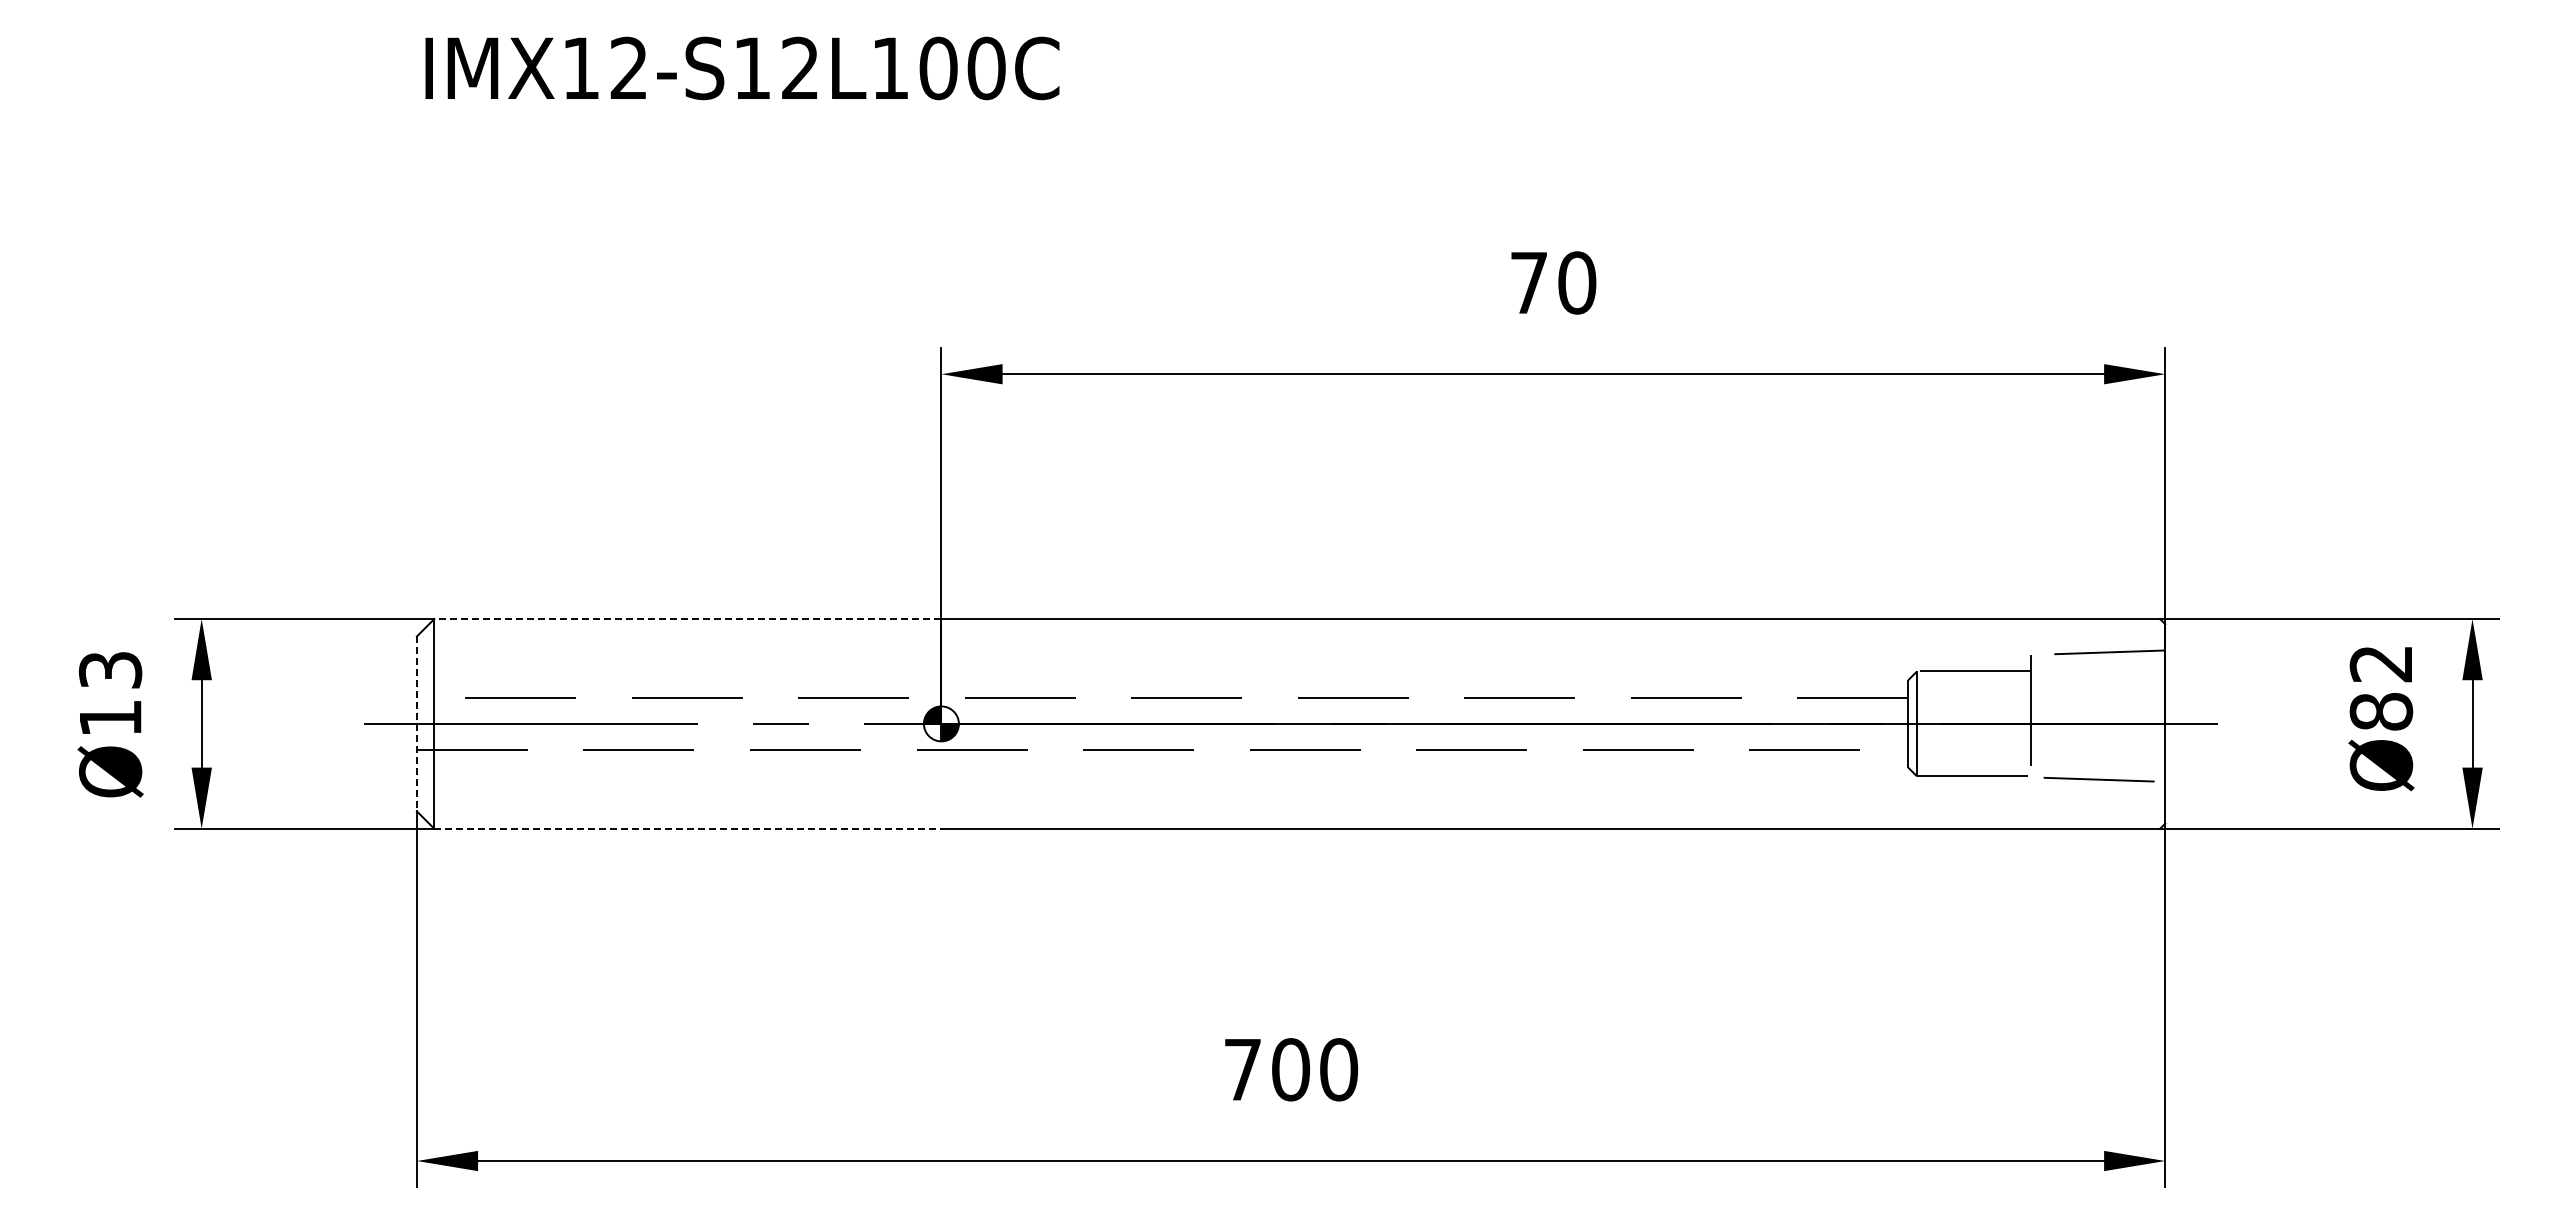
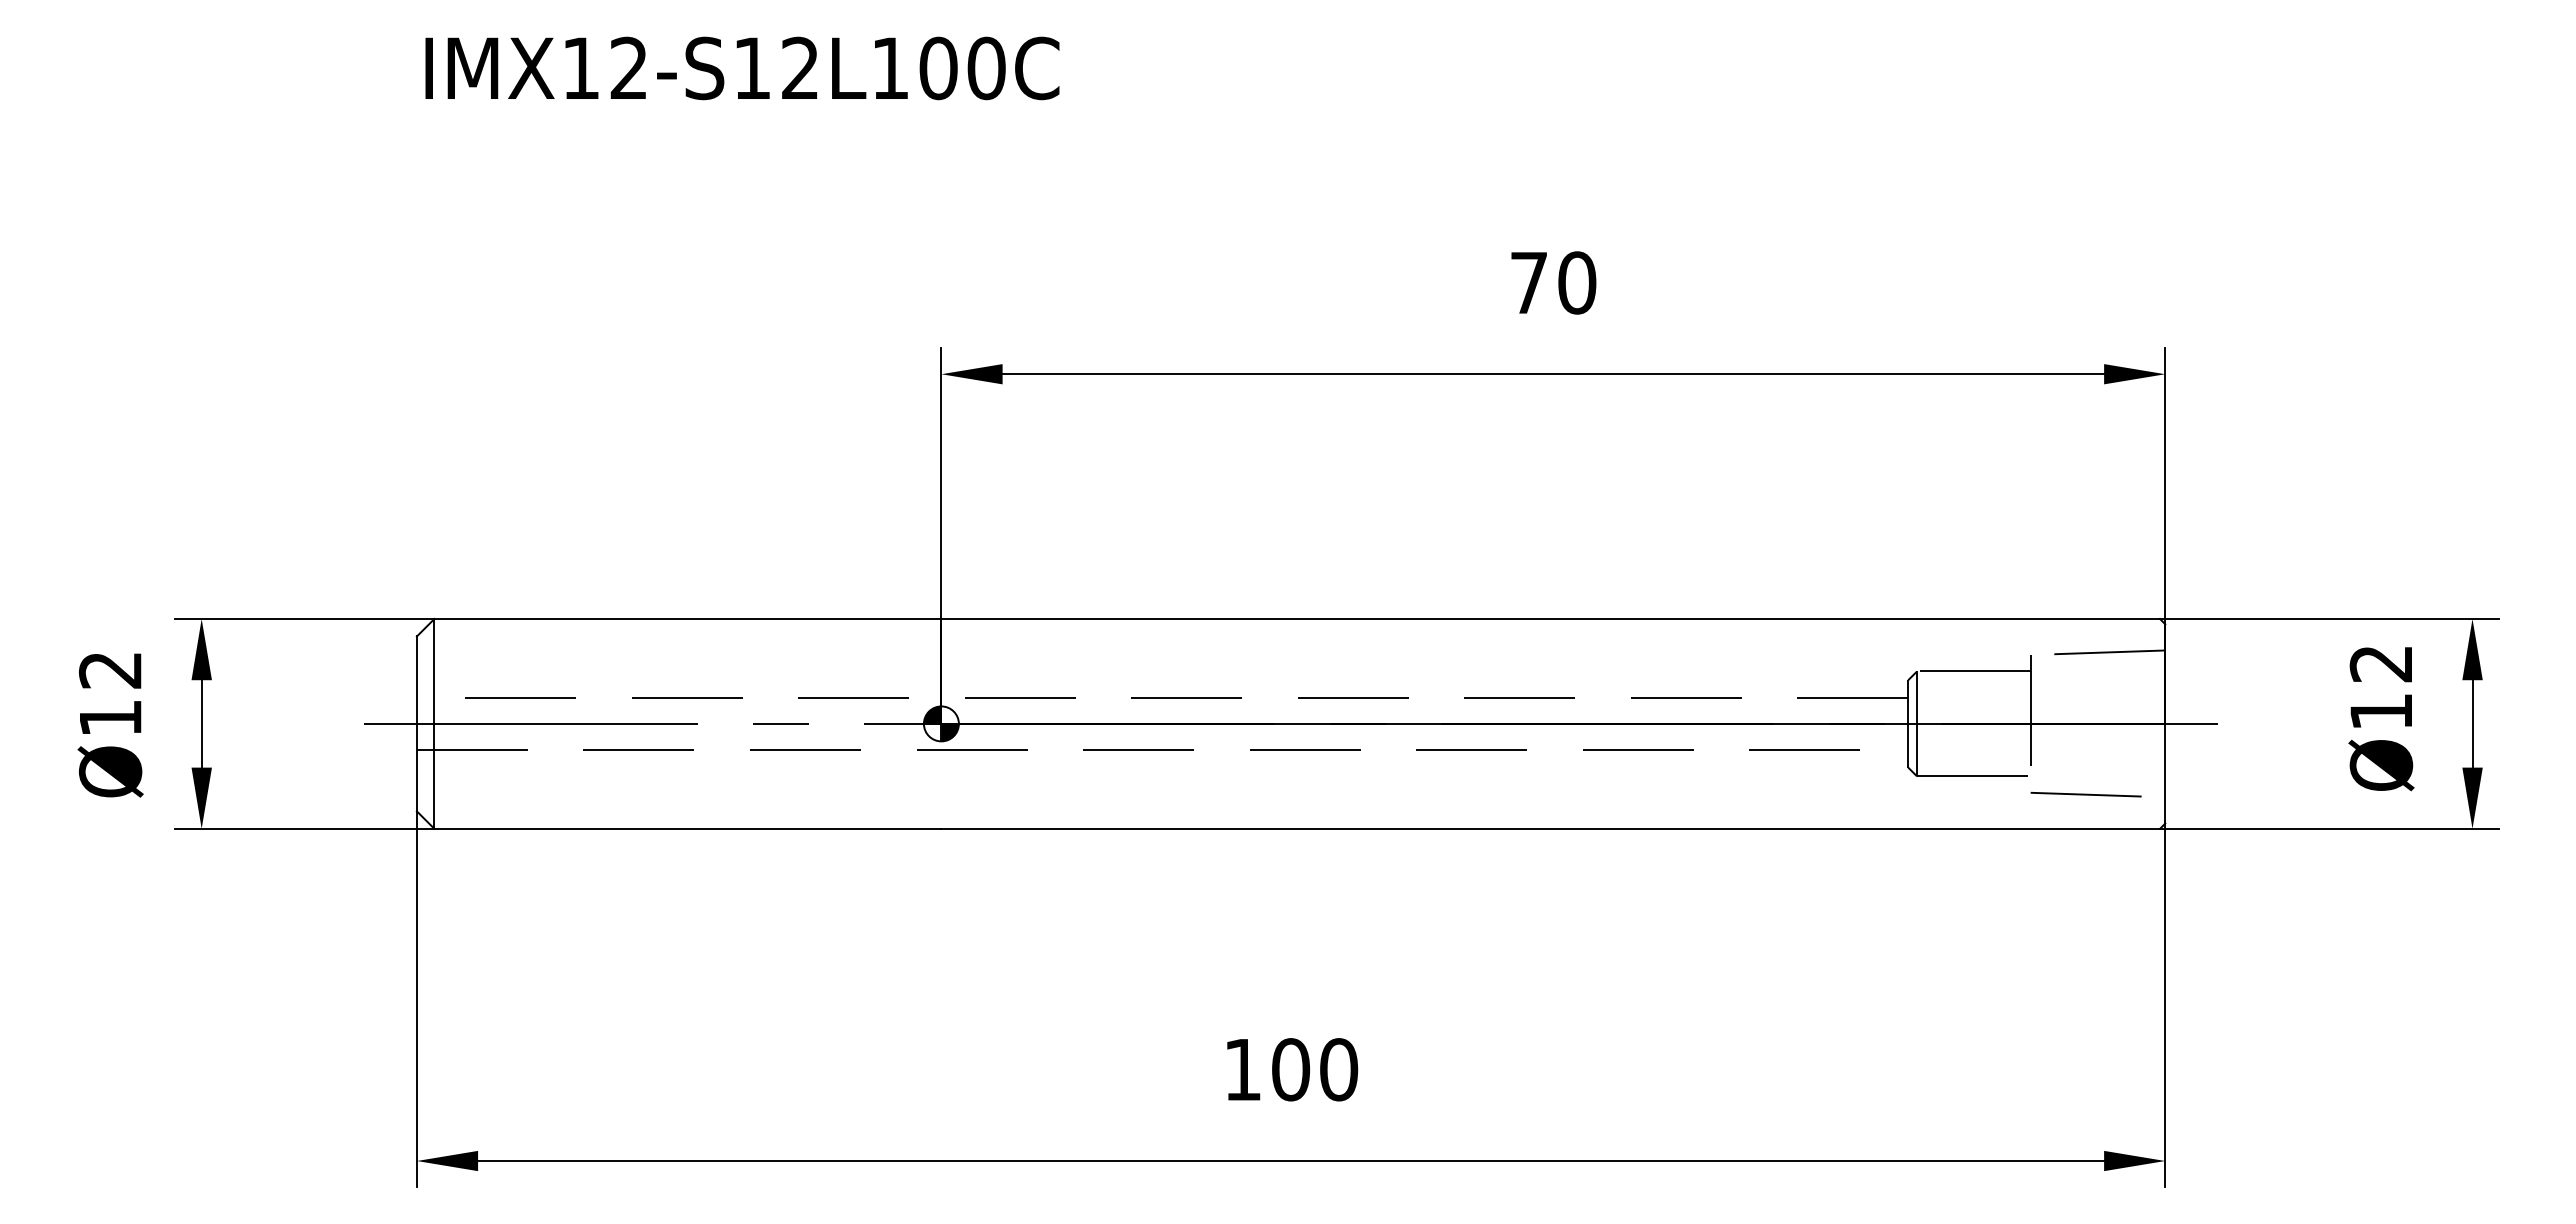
line: dashed -> solid (687, 619)
text: Ø13 -> Ø12 (110, 670)
text: Ø82 -> Ø12 (2381, 711)
line: dashed -> solid (416, 724)
line position: (2098, 779) -> (2085, 794) (2085, 794)
line: dashed -> solid (687, 828)
text: 700 -> 100 (1242, 1069)
